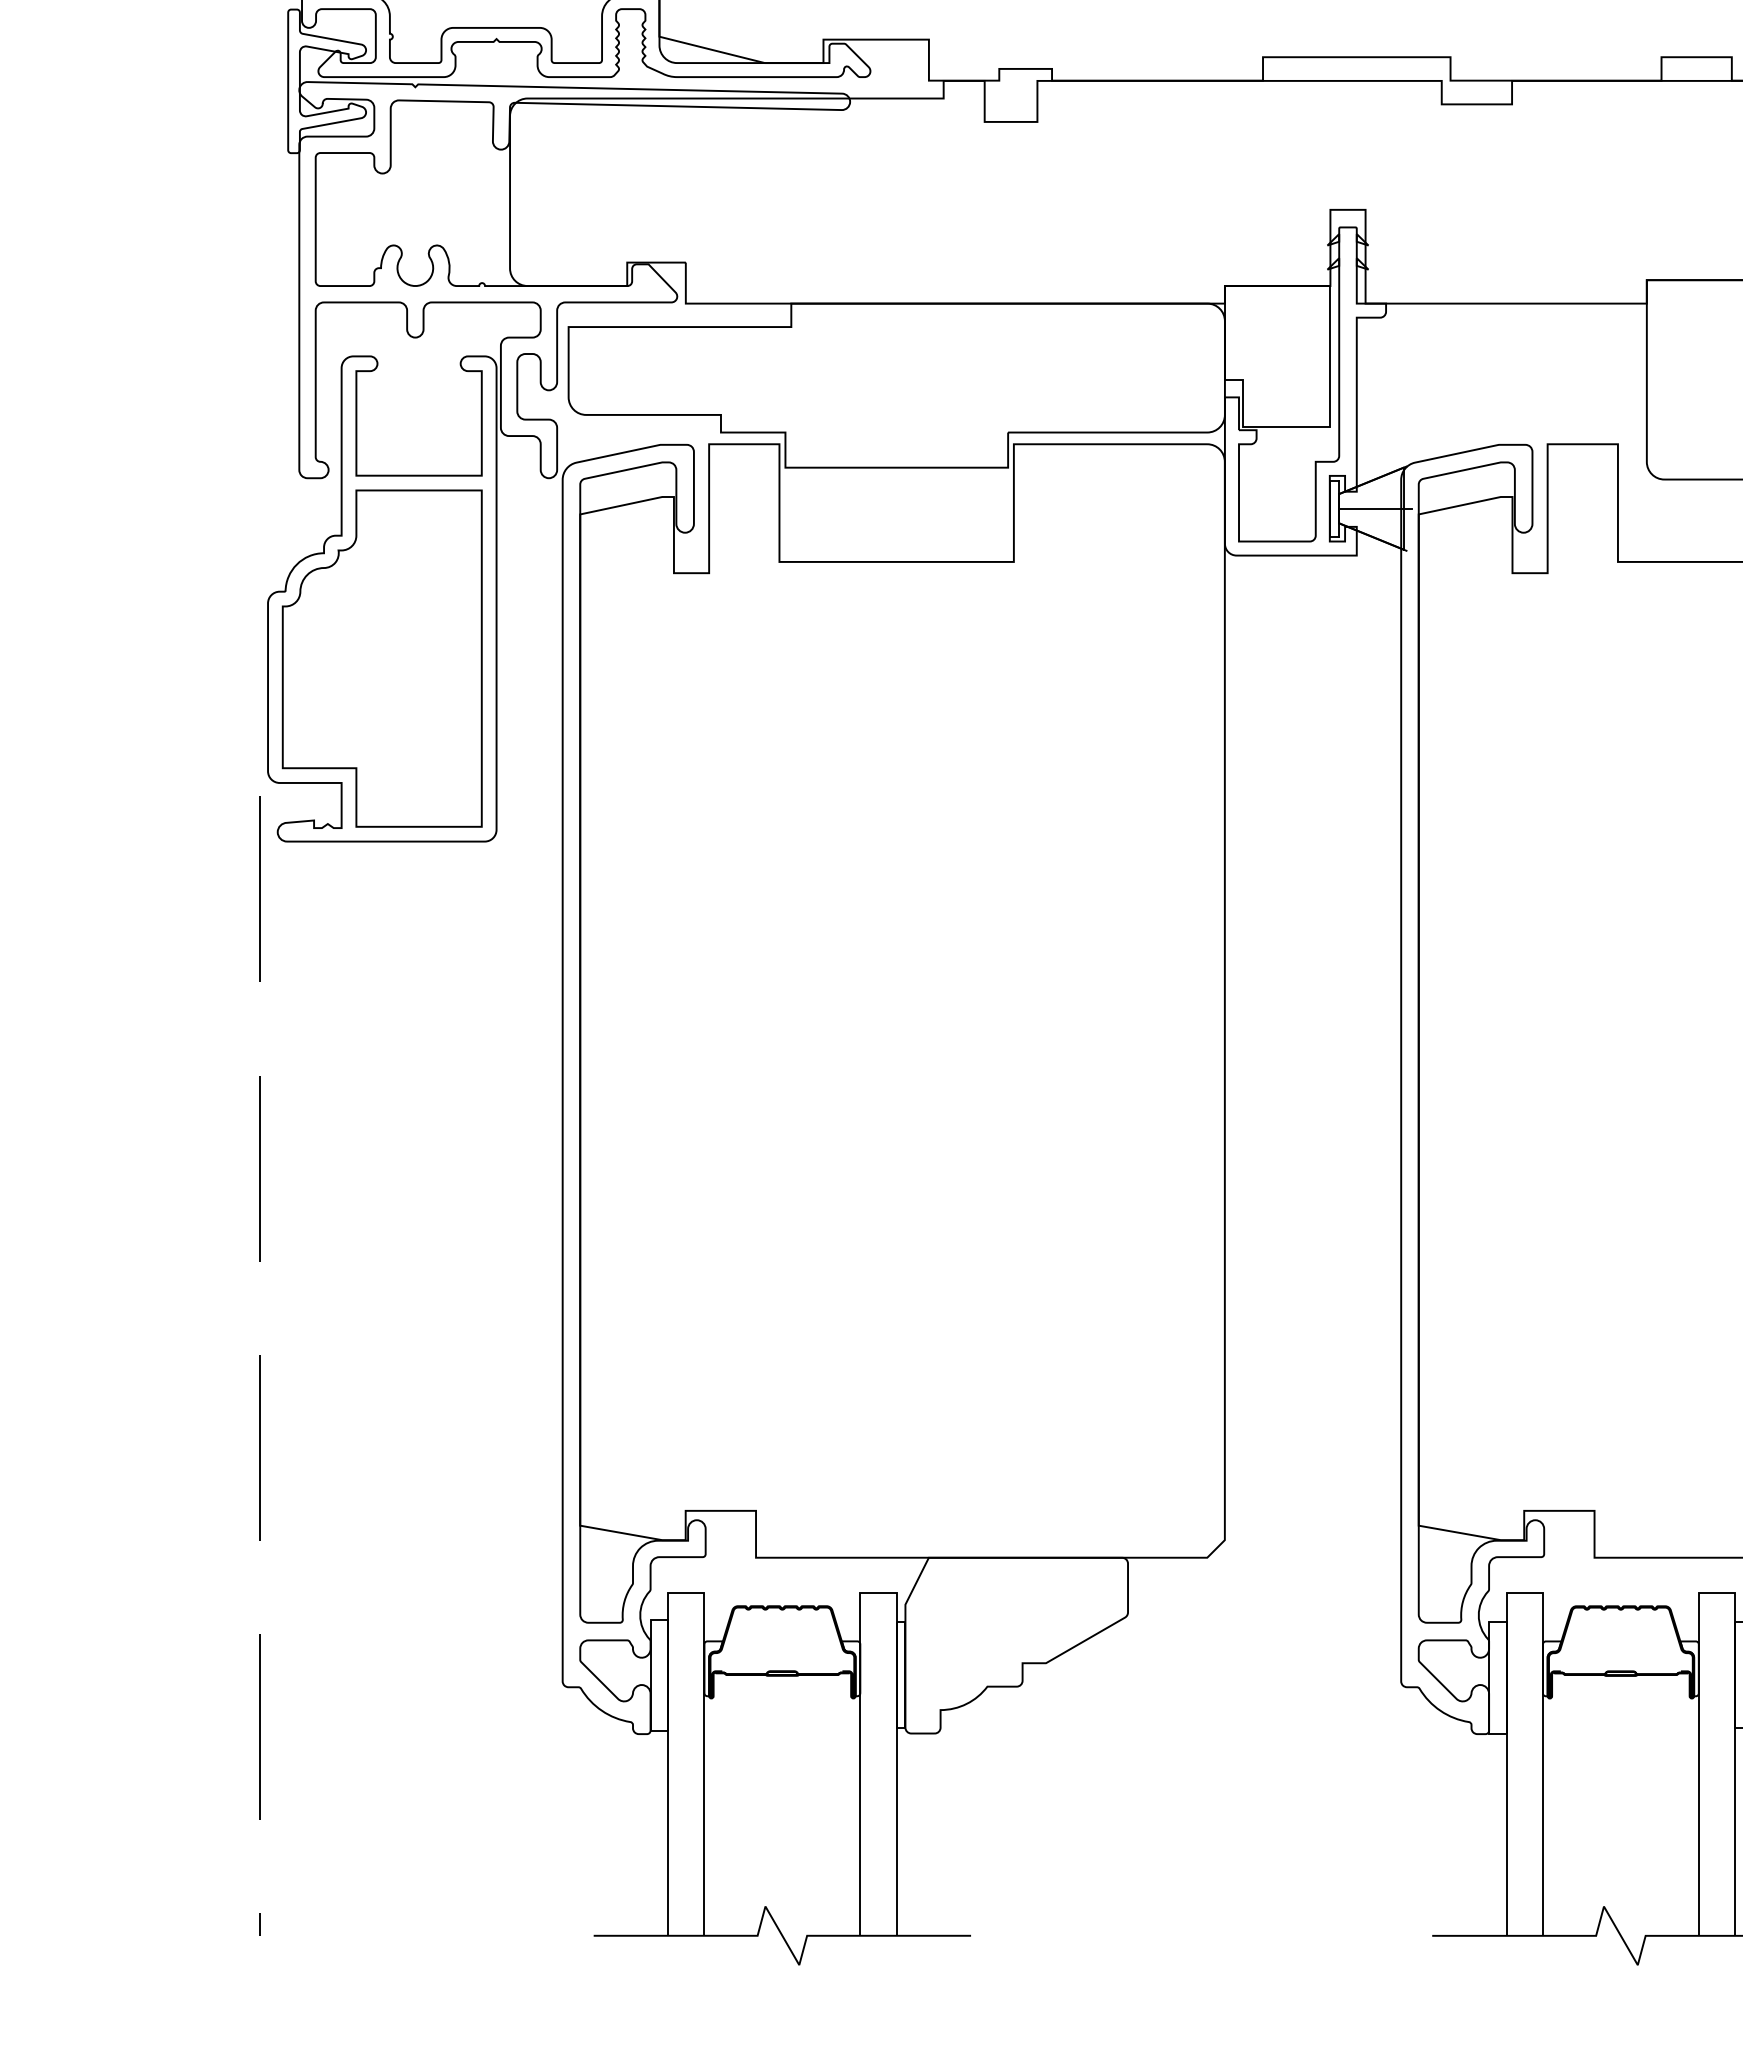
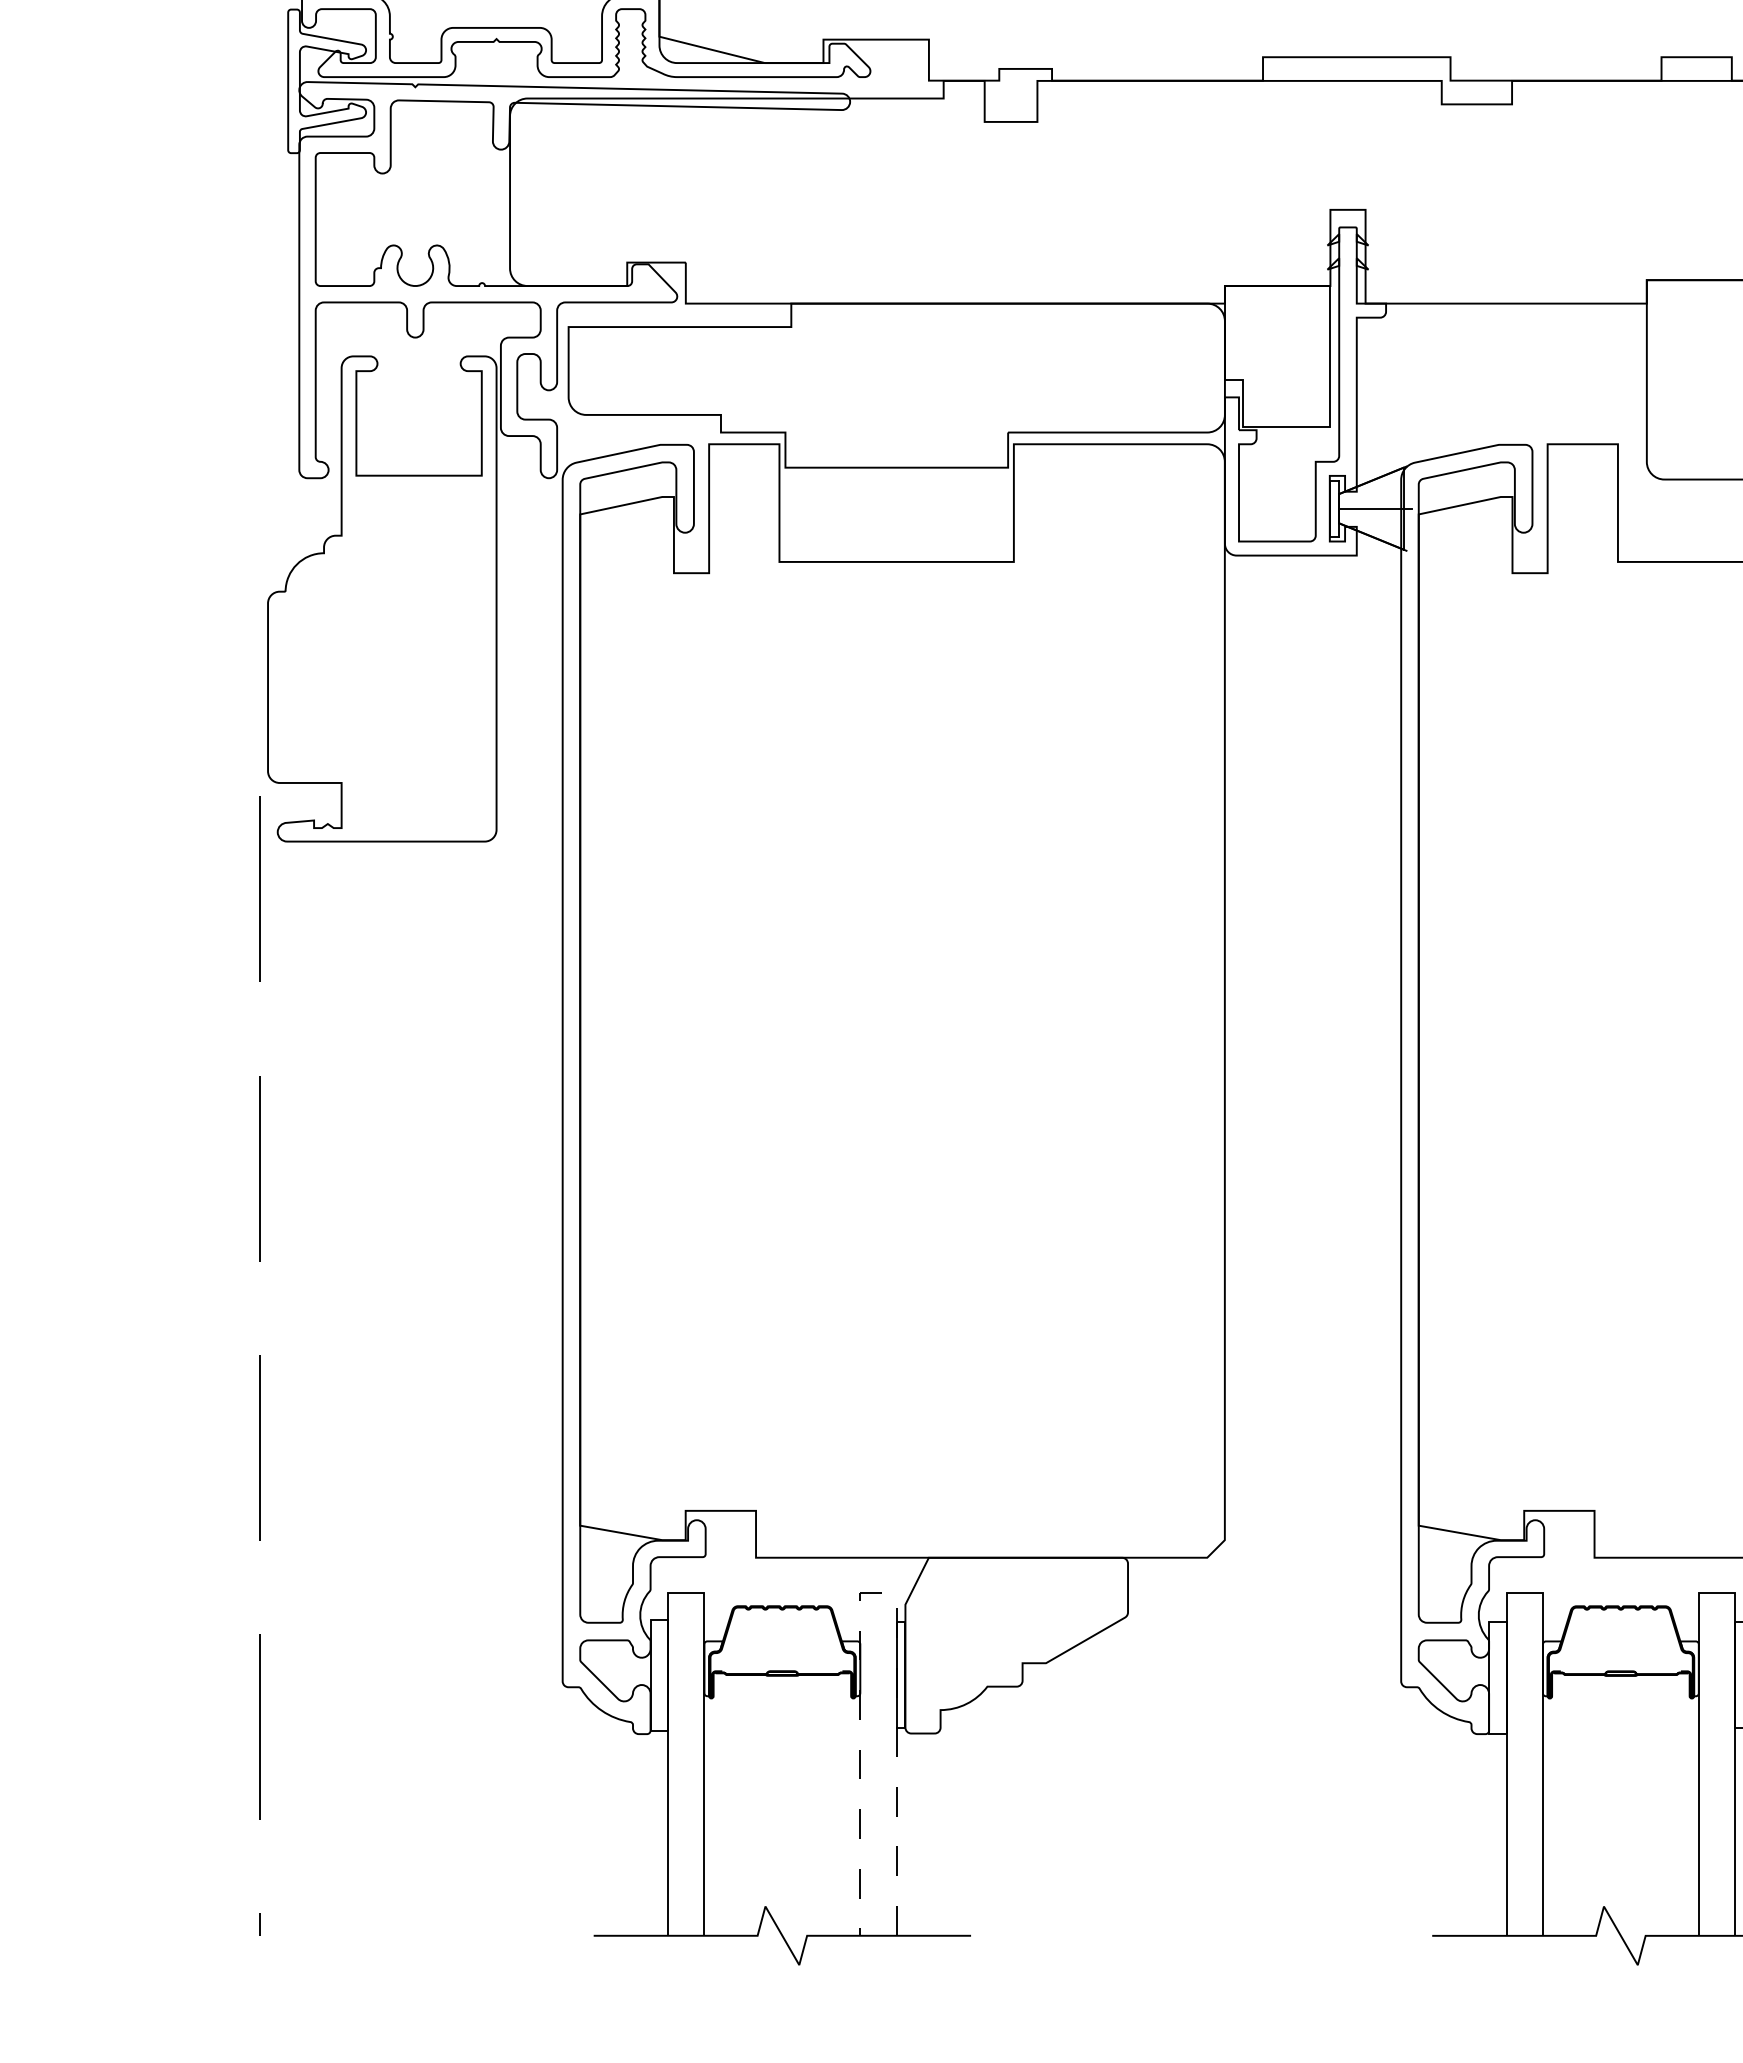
part: present -> none (381, 658)
line: solid -> dashed (877, 1592)
